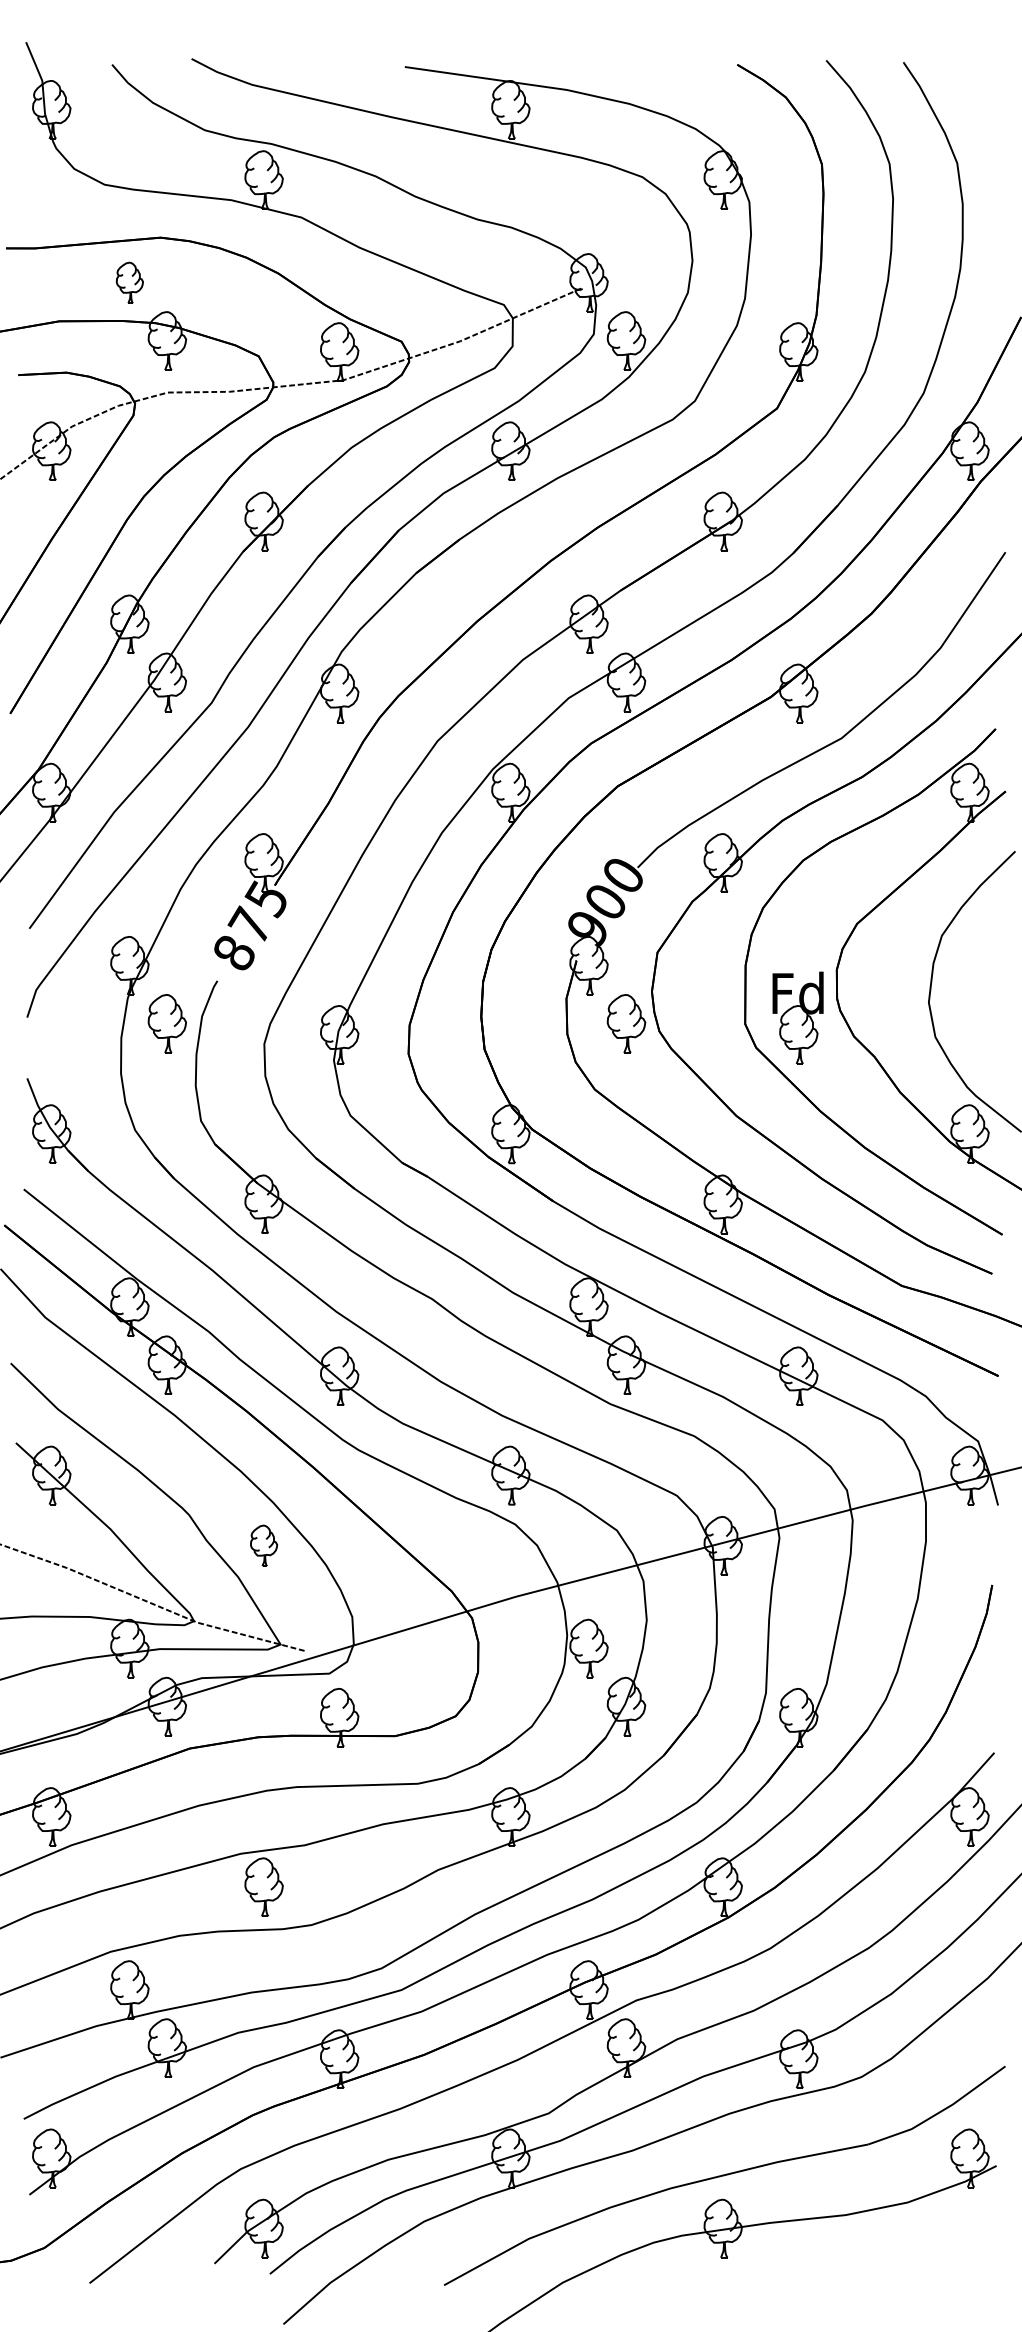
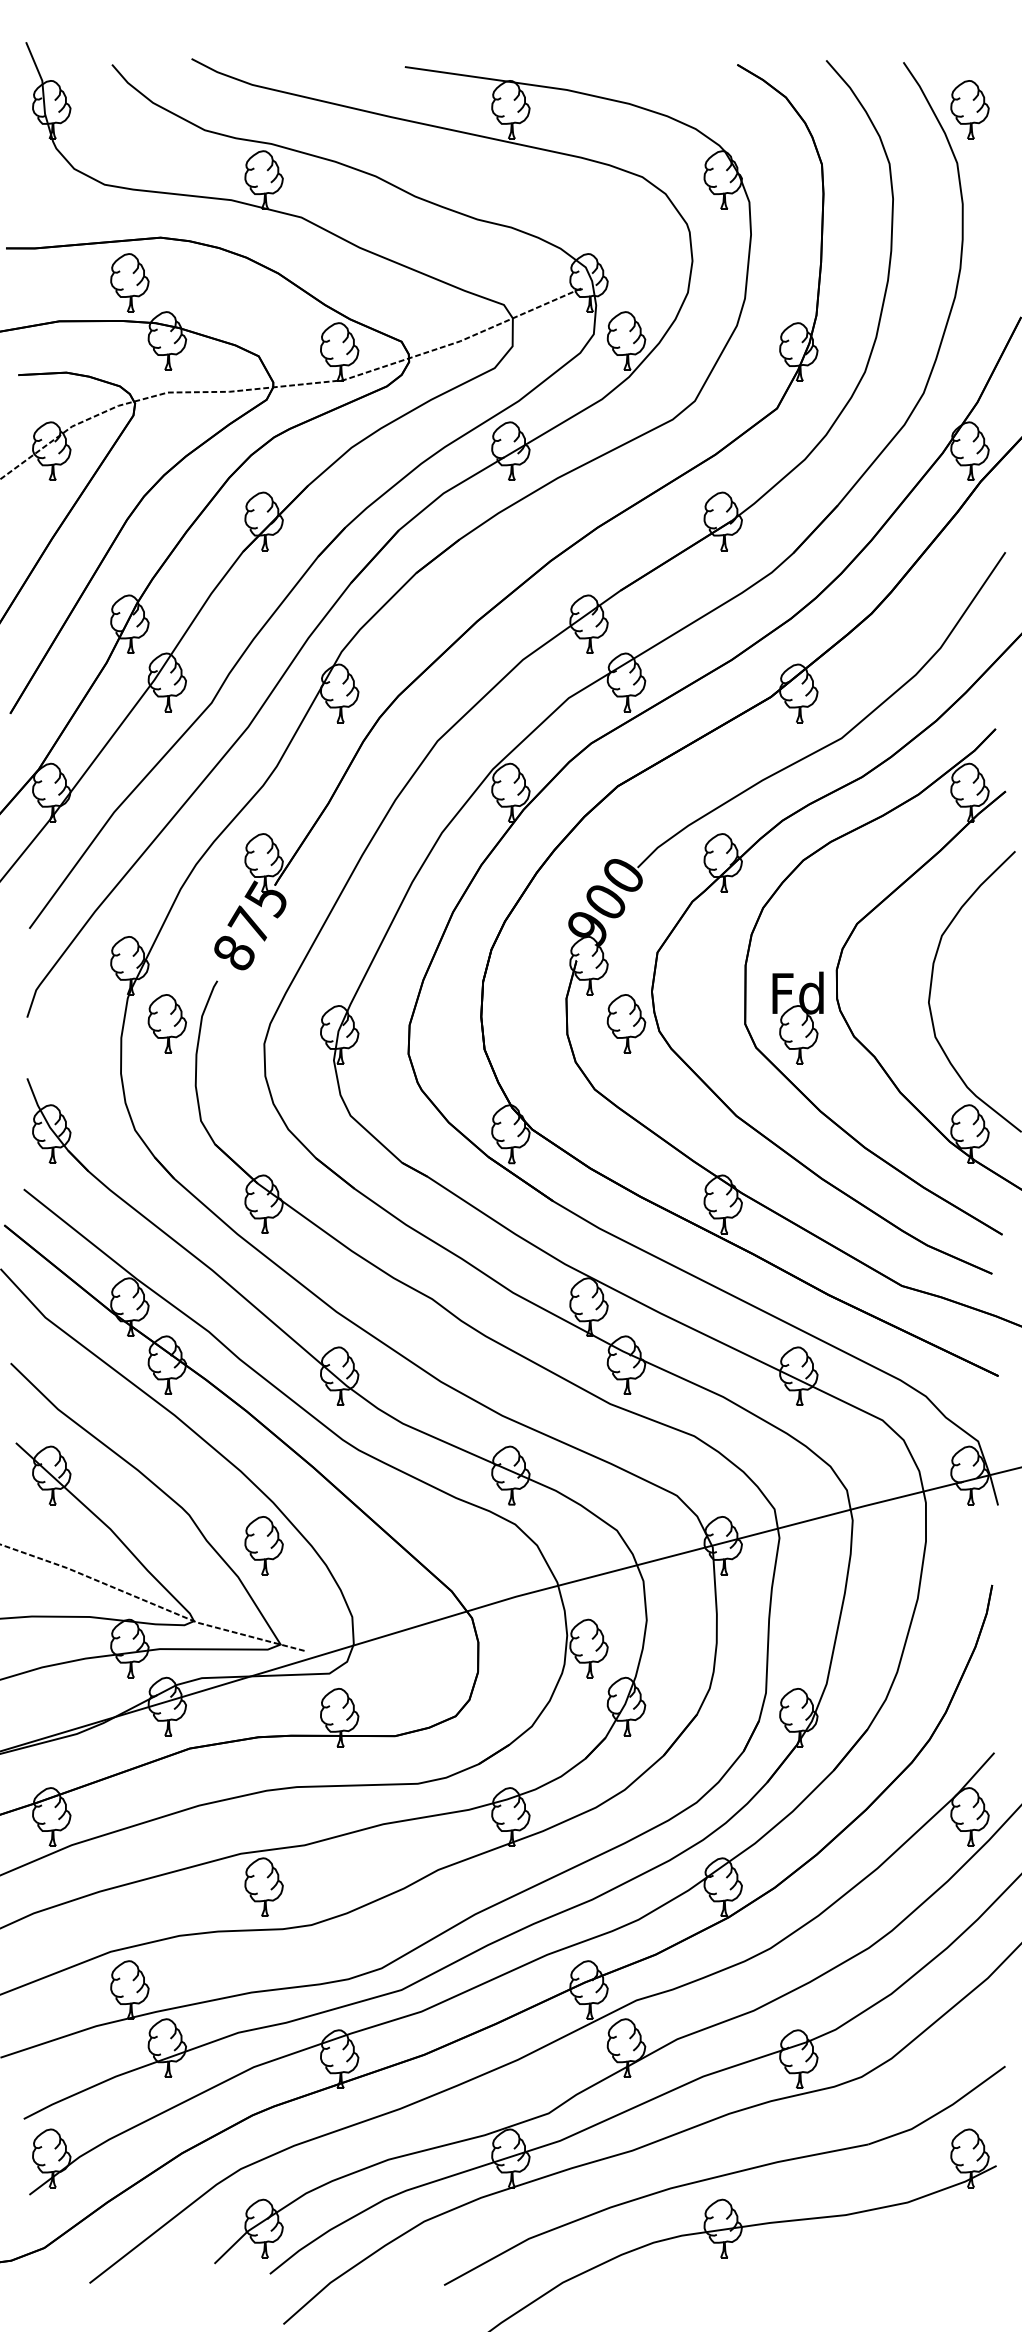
part: none -> present (969, 109)
part size: 28x43 px -> 40x60 px (129, 282)
part size: 29x43 px -> 40x60 px (263, 1545)
